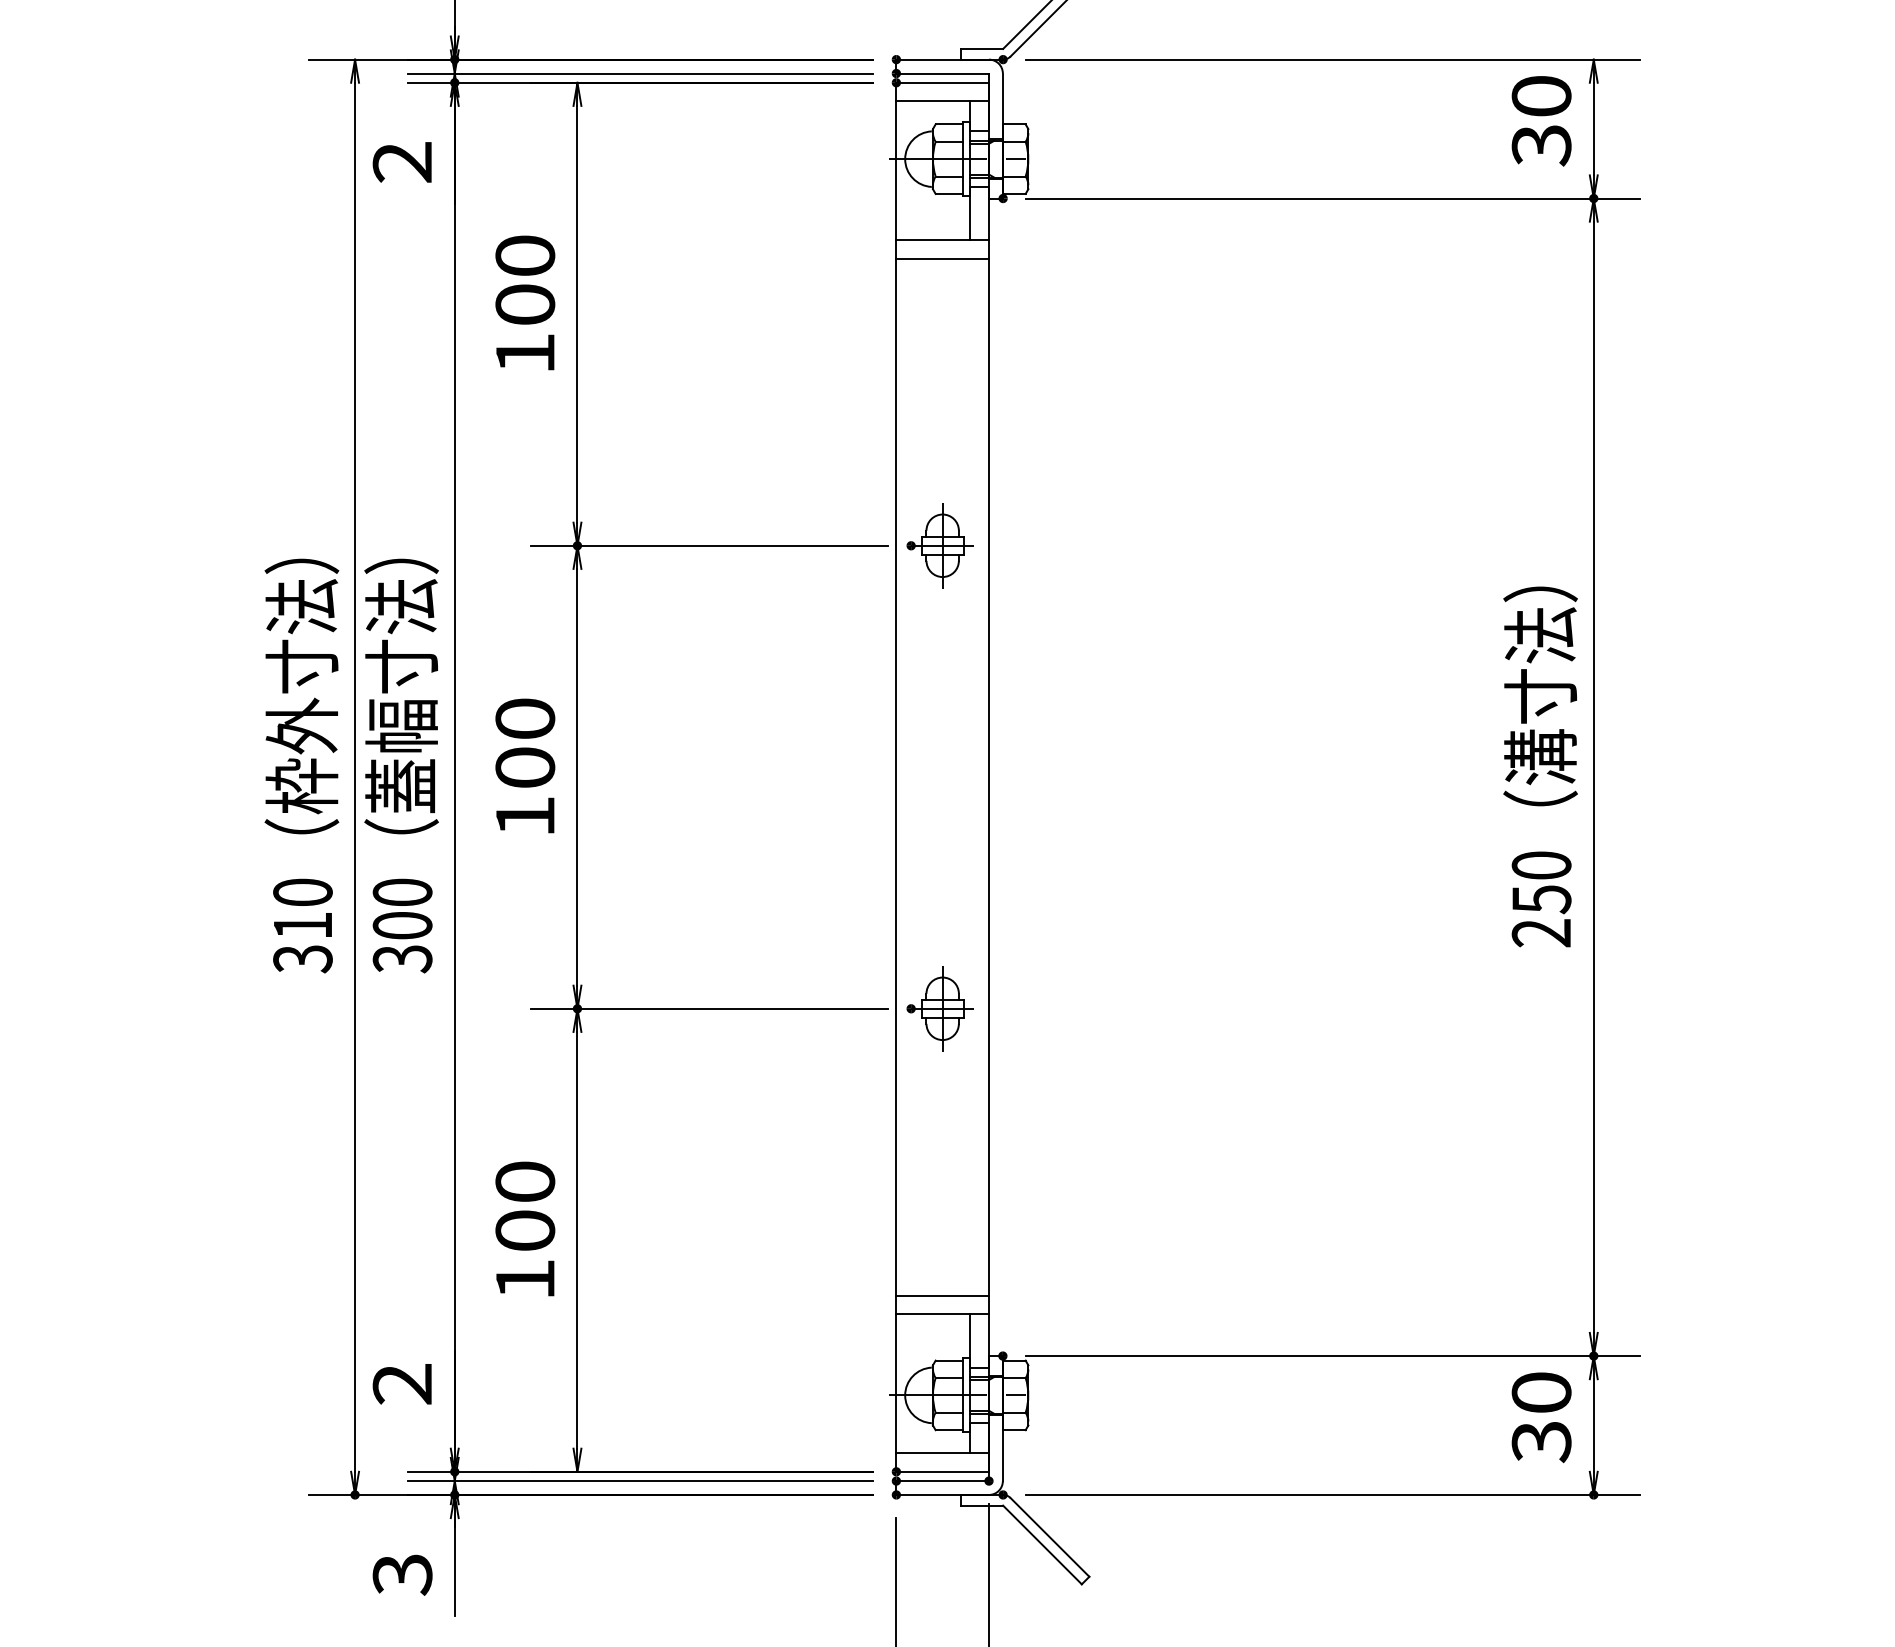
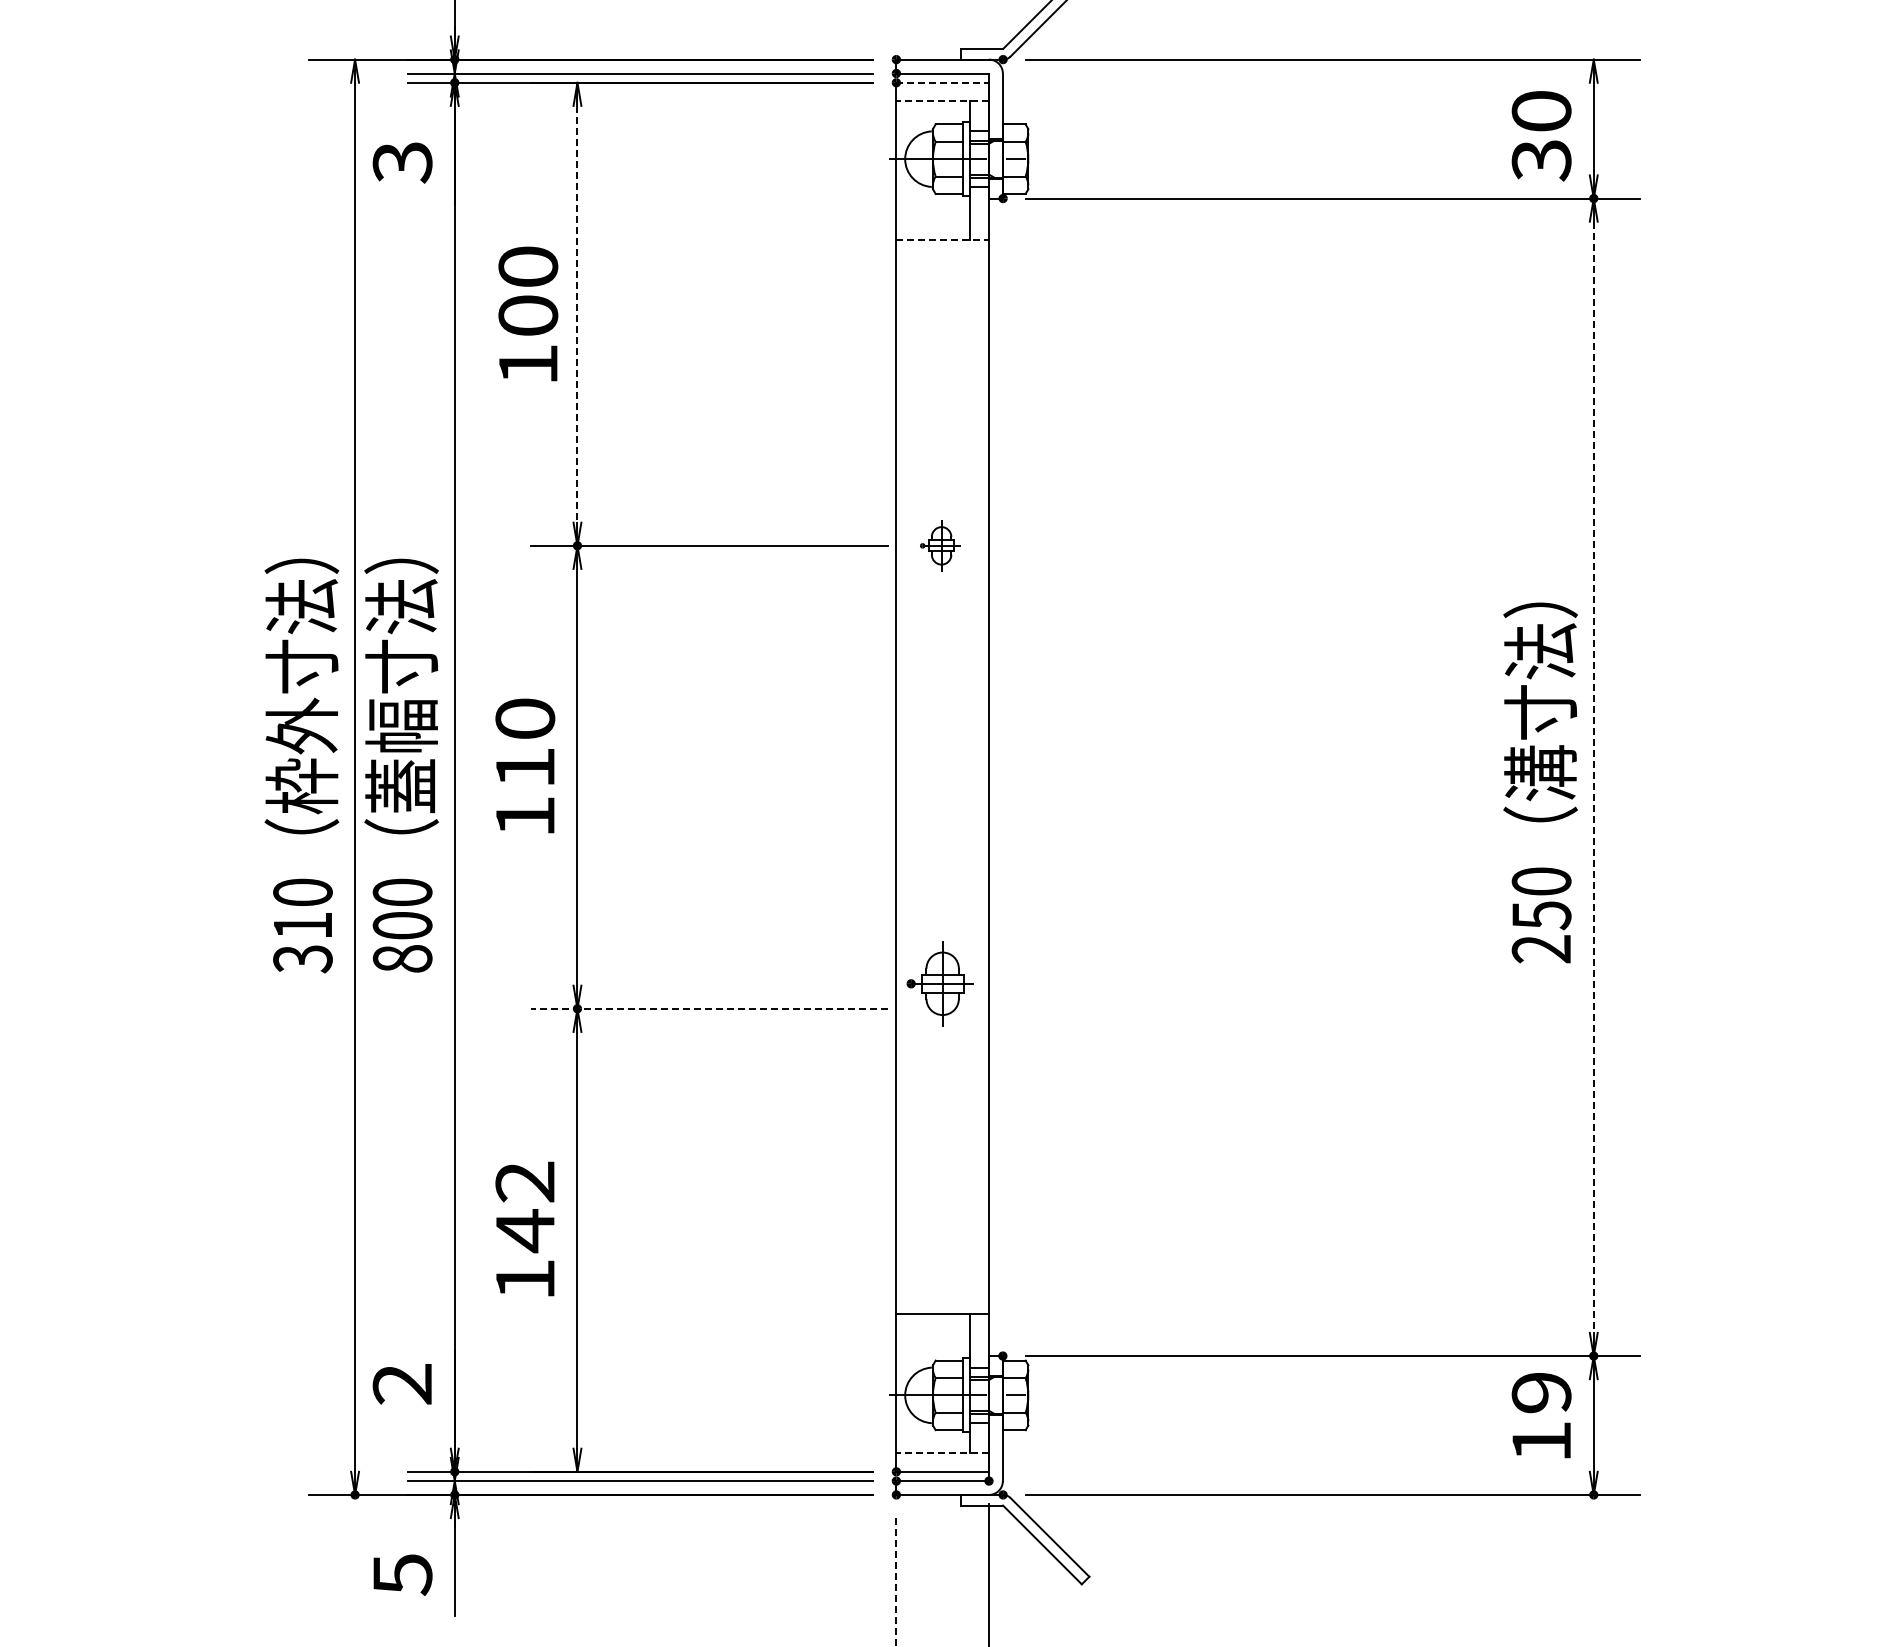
line: solid -> dashed (943, 82)
line: solid -> dashed (942, 101)
text position: (1541, 121) -> (1541, 136) (1541, 136)
text: 2 -> 3 (402, 162)
line: solid -> dashed (943, 240)
line: present -> none (942, 258)
text position: (525, 302) -> (528, 313) (528, 313)
line: solid -> dashed (577, 314)
part size: 68x86 px -> 41x52 px (940, 545)
text position: (1540, 766) -> (1540, 782) (1540, 782)
text: 100 -> 110 (525, 767)
line: solid -> dashed (1593, 777)
text: 300 -> 800 (402, 959)
line: solid -> dashed (709, 1008)
part position: (939, 1008) -> (939, 983) (939, 983)
text: 100 -> 142 (525, 1207)
line: present -> none (942, 1295)
text: 30 -> 19 (1541, 1417)
line: solid -> dashed (942, 1453)
text: 3 -> 5 (402, 1574)
line: solid -> dashed (896, 1583)
